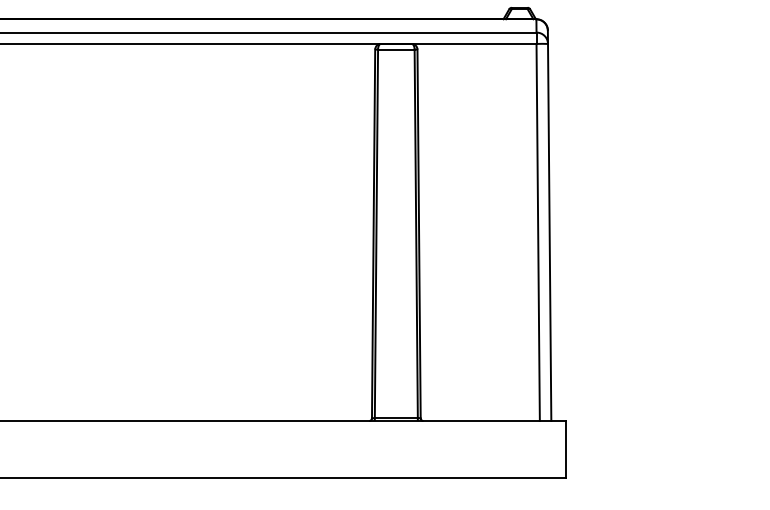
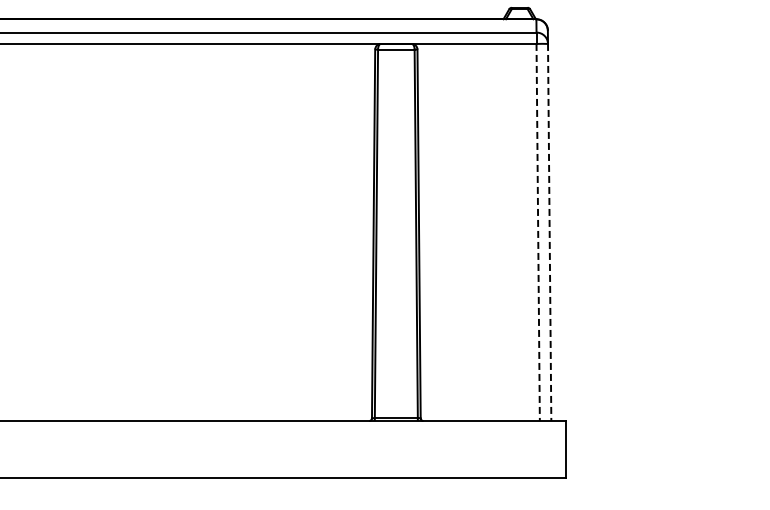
line: solid -> dashed (538, 232)
line: solid -> dashed (549, 232)
